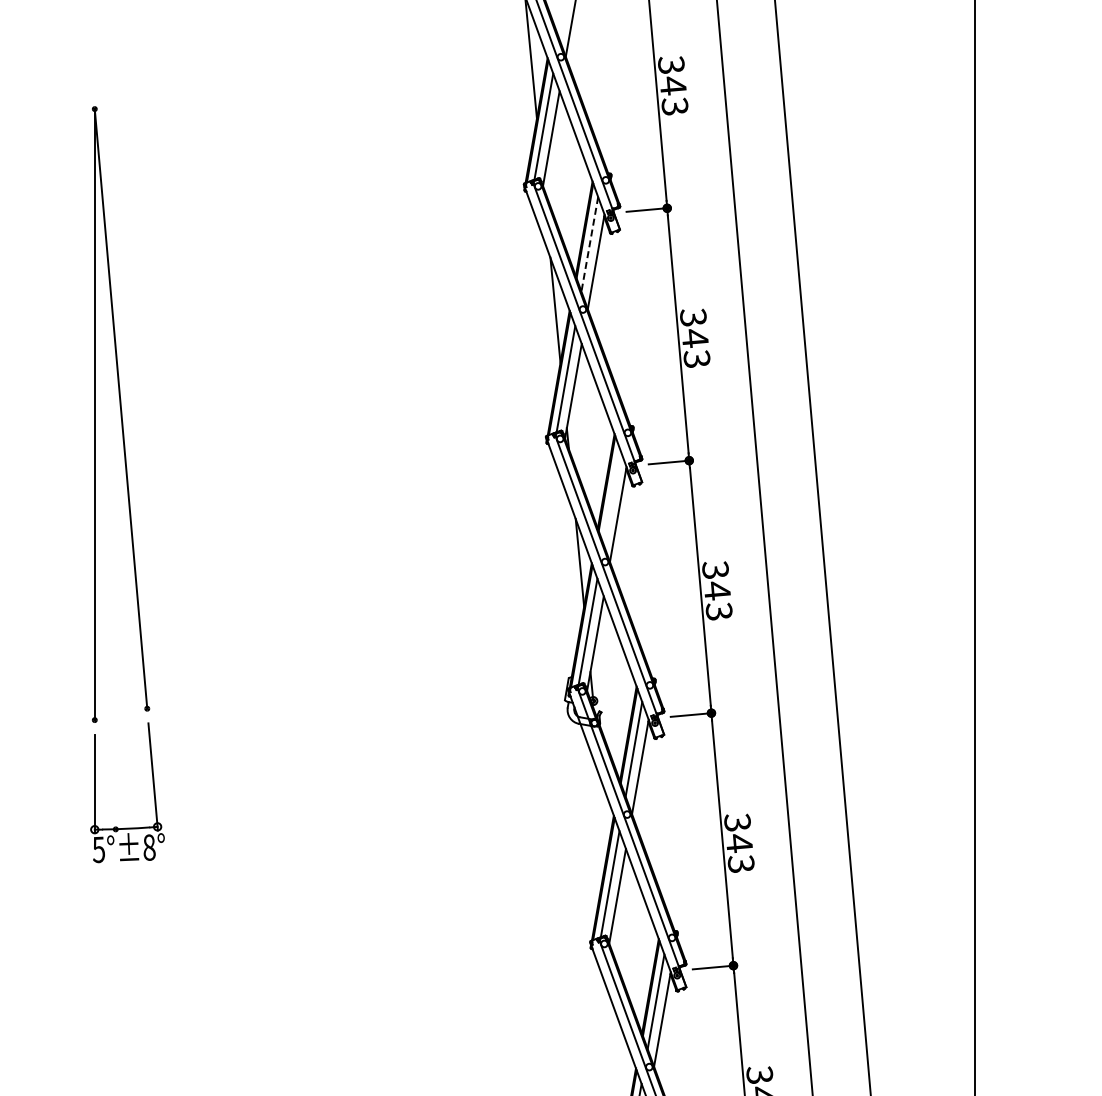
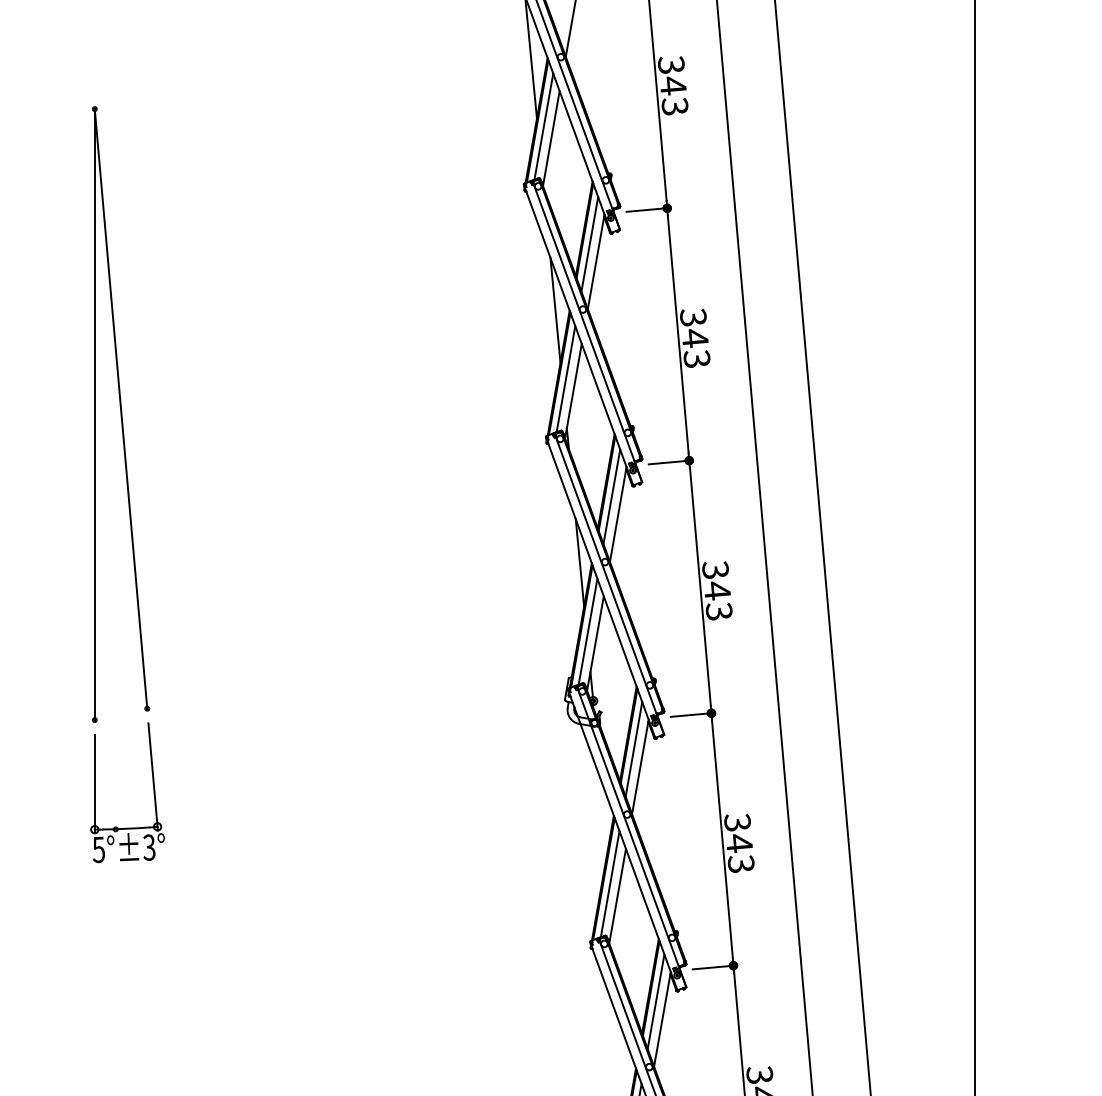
line: dashed -> solid (589, 244)
line: none -> present (611, 496)
text: 5°±8° -> 5°±3° (149, 847)
